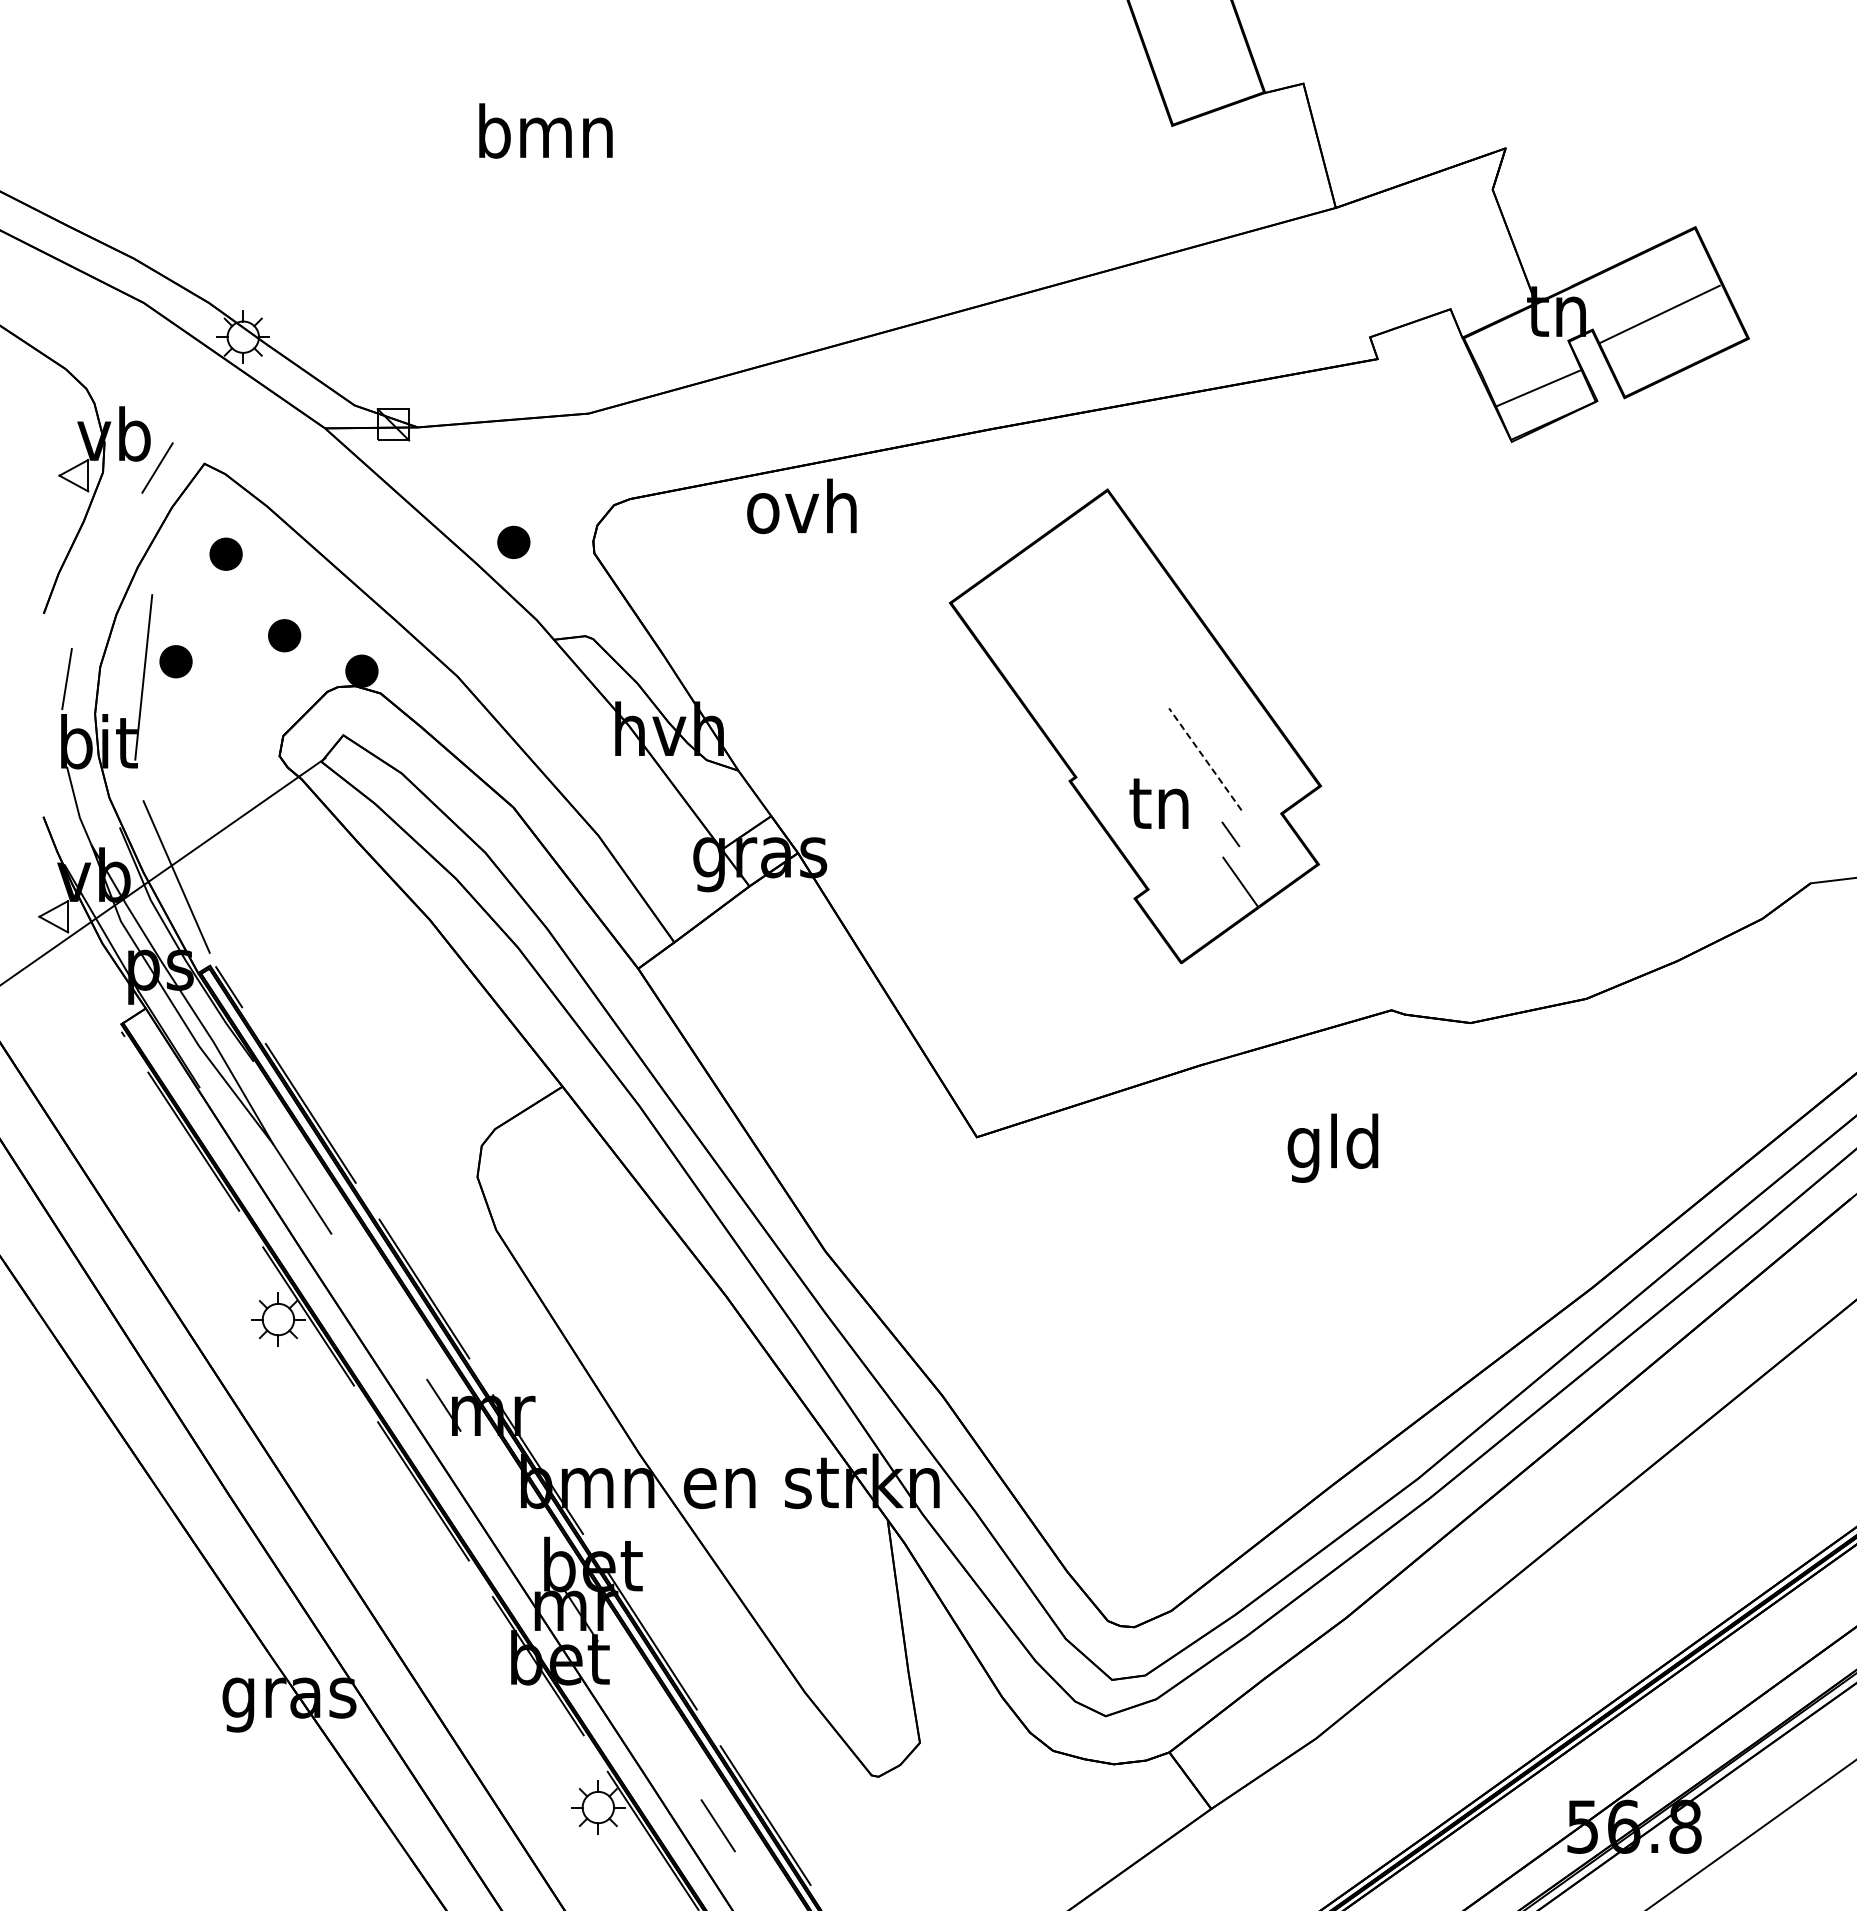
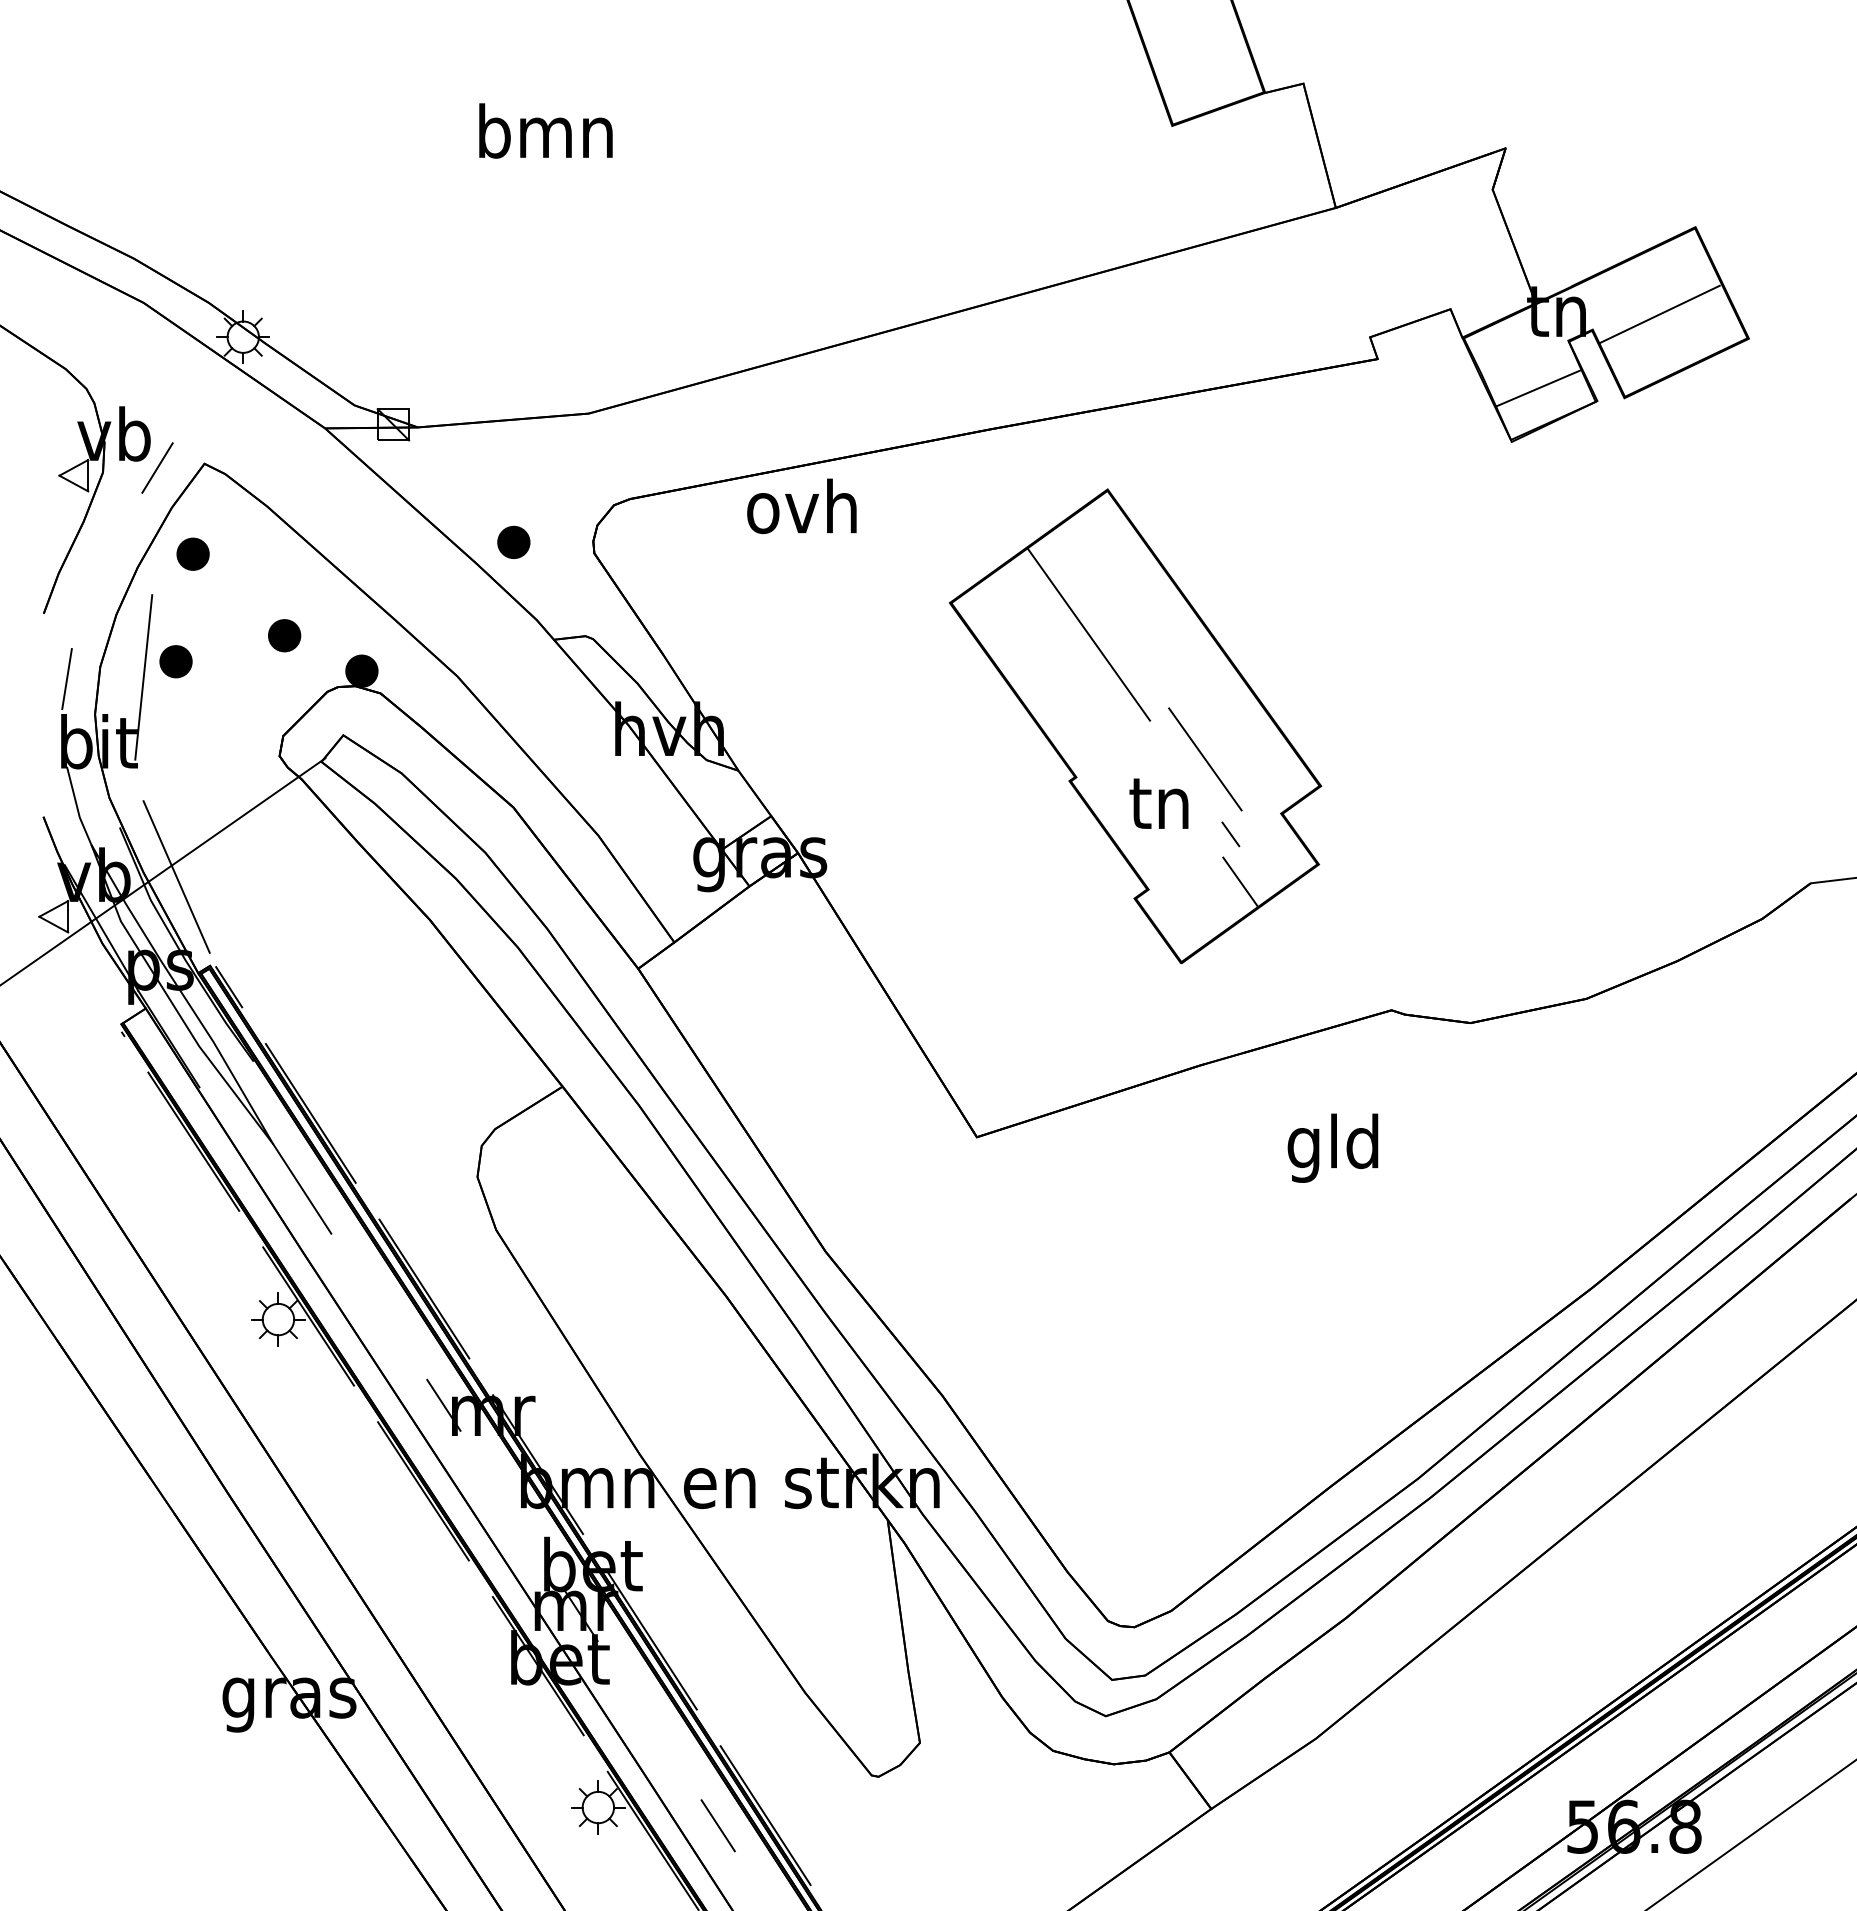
part position: (225, 553) -> (192, 553) (192, 553)
line: none -> present (1089, 634)
line: dashed -> solid (1205, 759)
